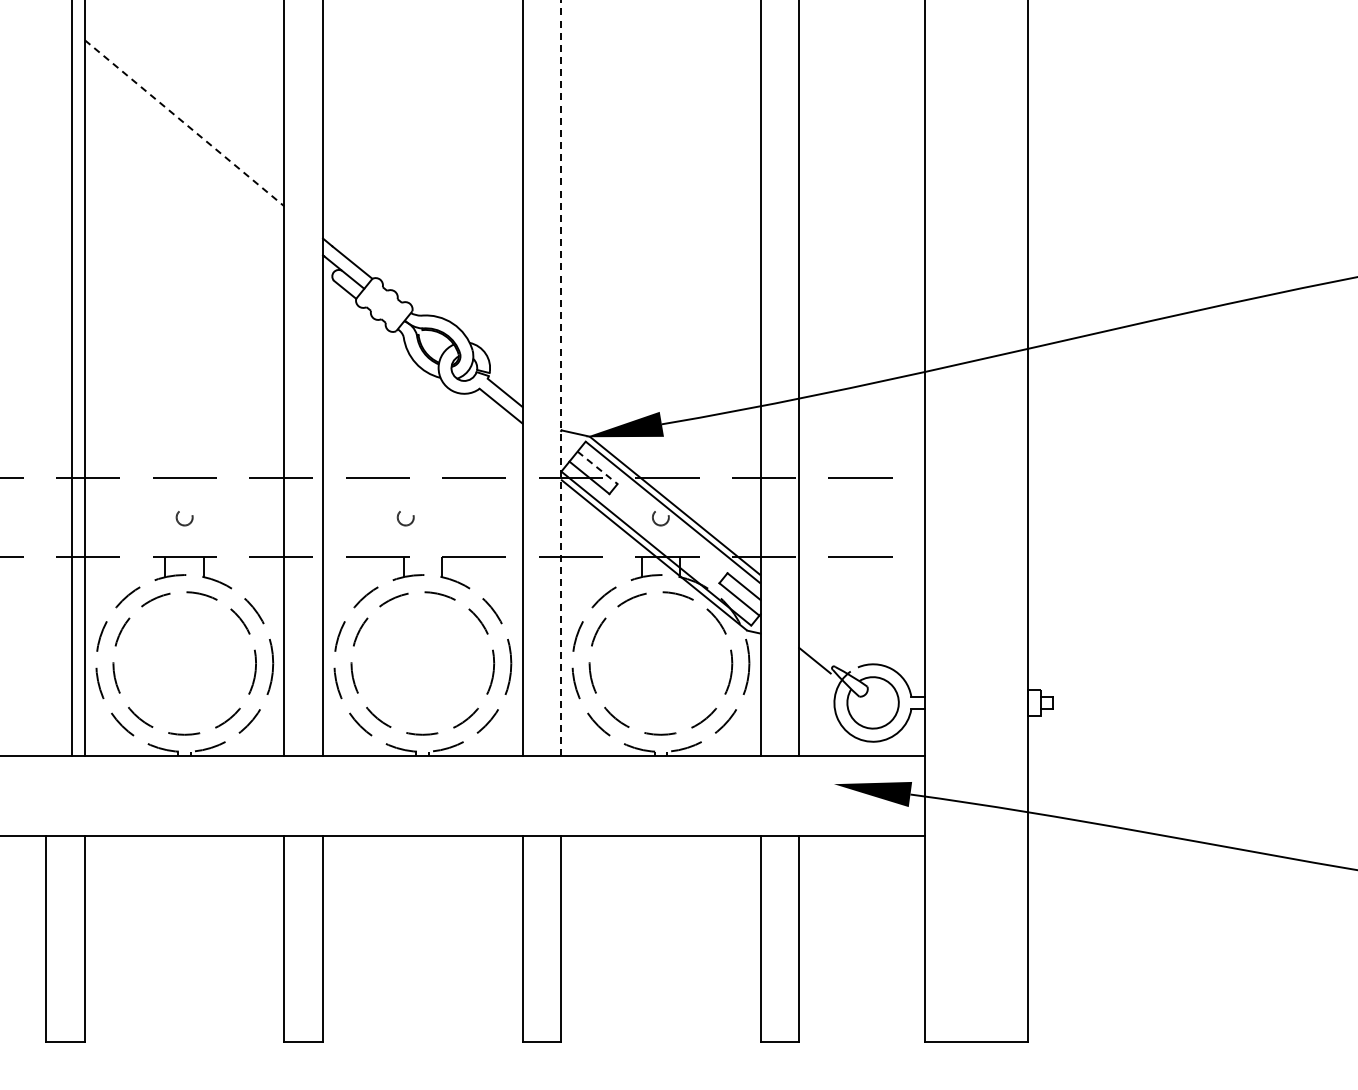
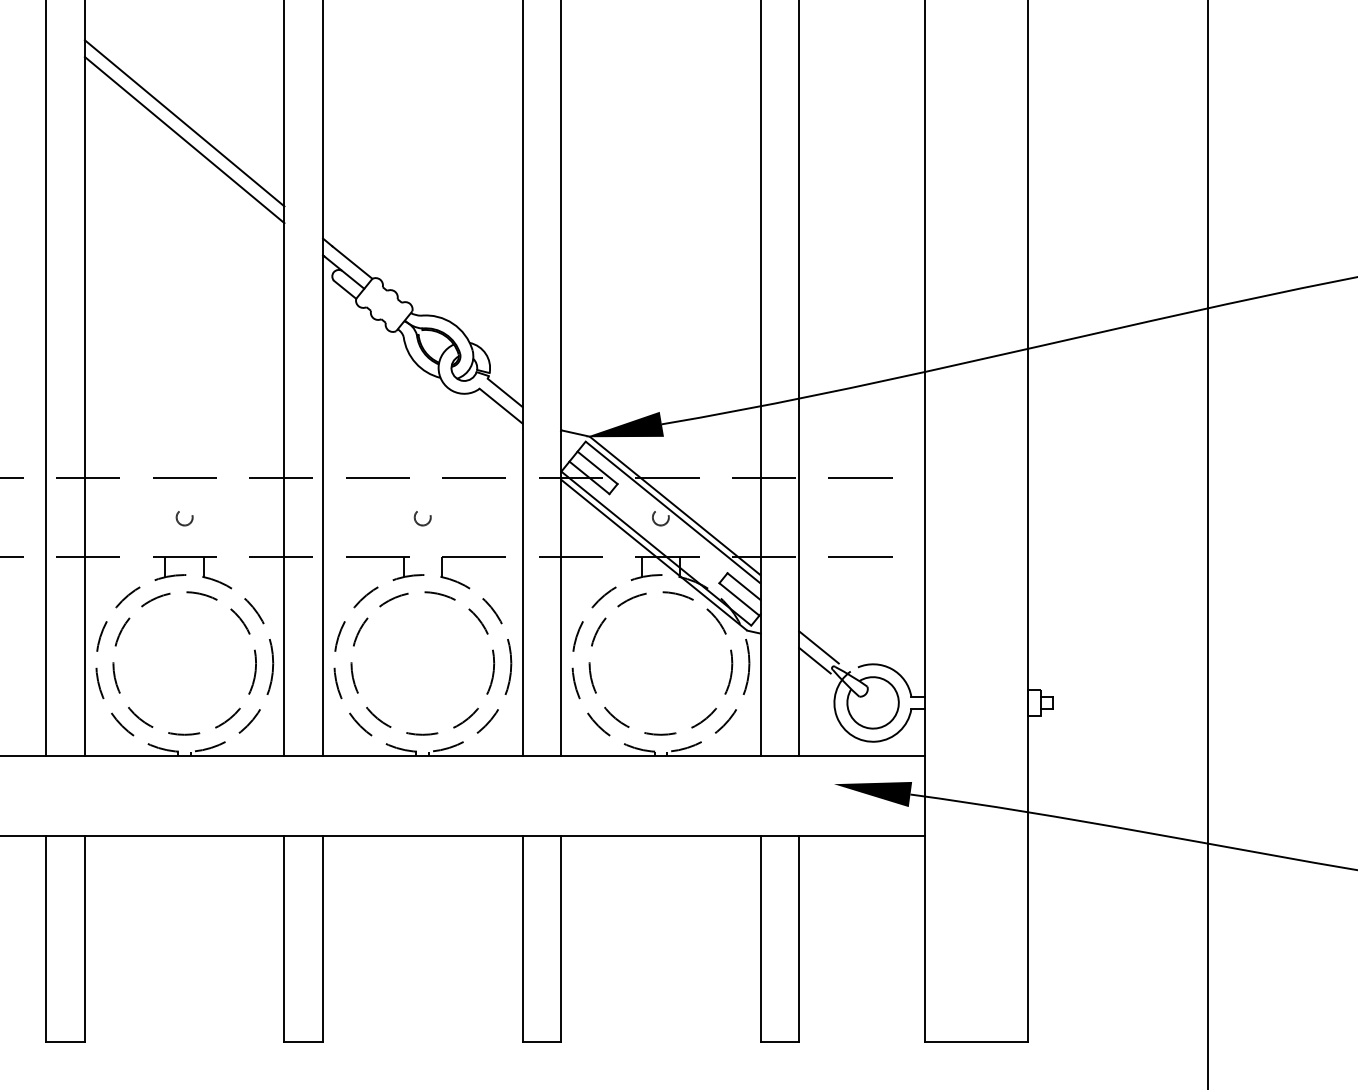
line: dashed -> solid (184, 123)
line: none -> present (184, 140)
line: dashed -> solid (561, 378)
line position: (72, 379) -> (46, 379) (46, 379)
line: dashed -> solid (597, 467)
circle position: (405, 518) -> (422, 518) (422, 518)
line: none -> present (1207, 544)
line: none -> present (818, 647)
